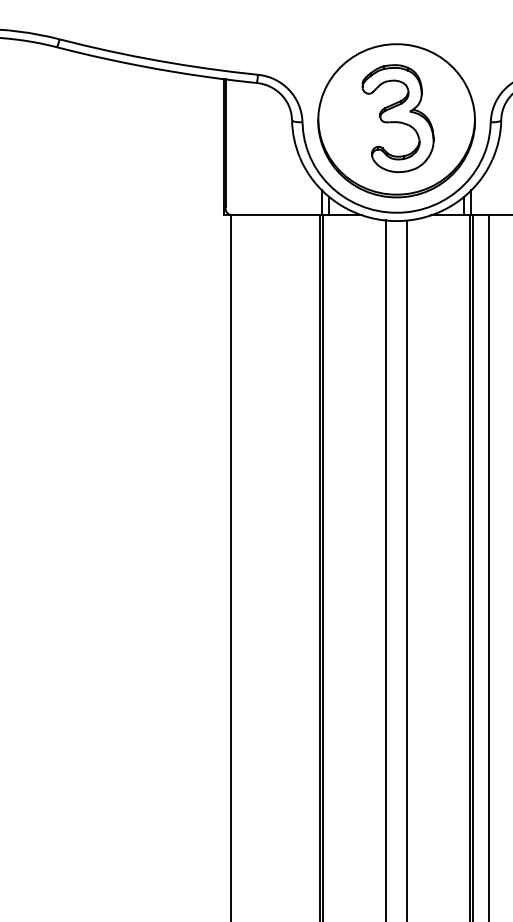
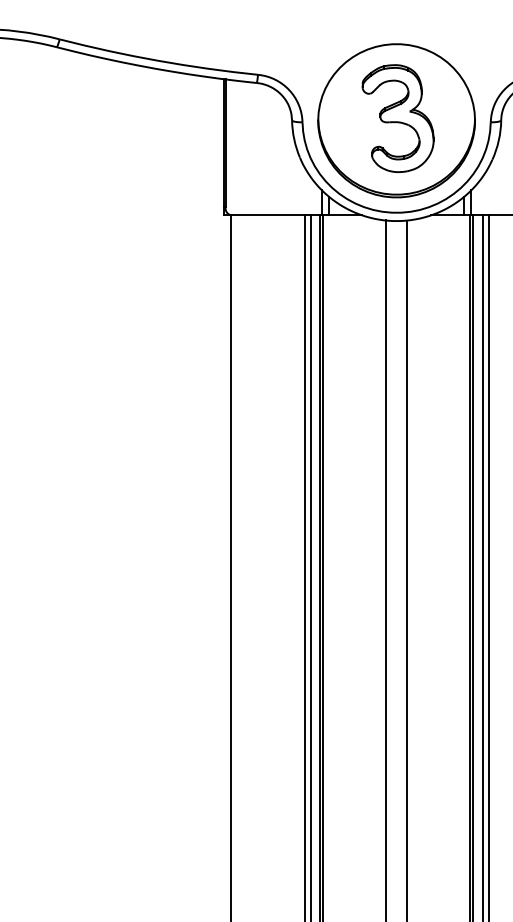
line: none -> present (304, 566)
line: none -> present (310, 566)
line: none -> present (482, 566)
